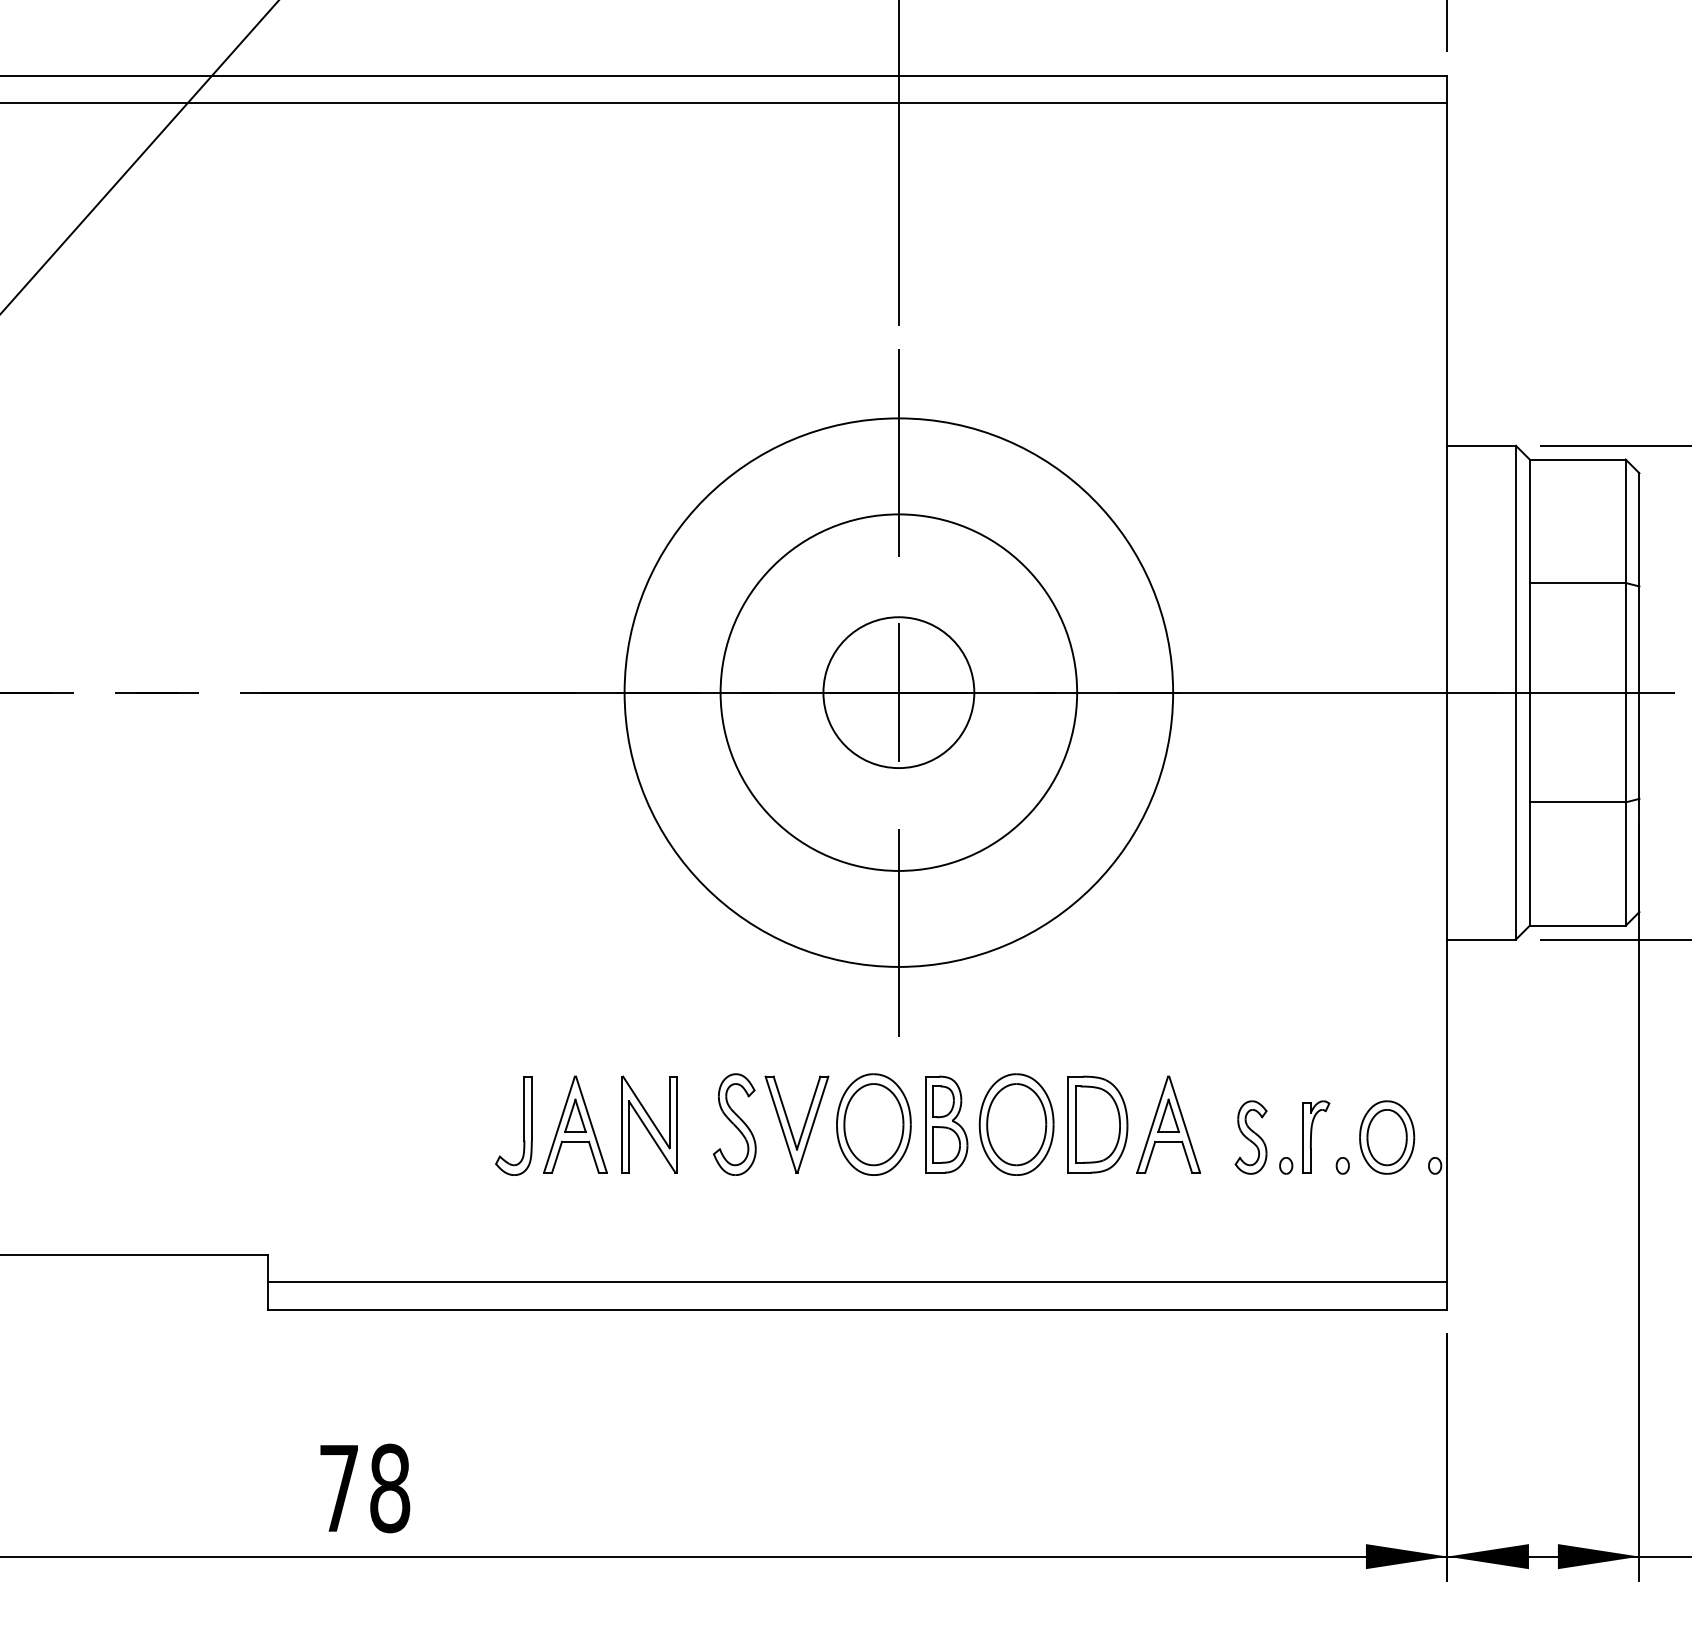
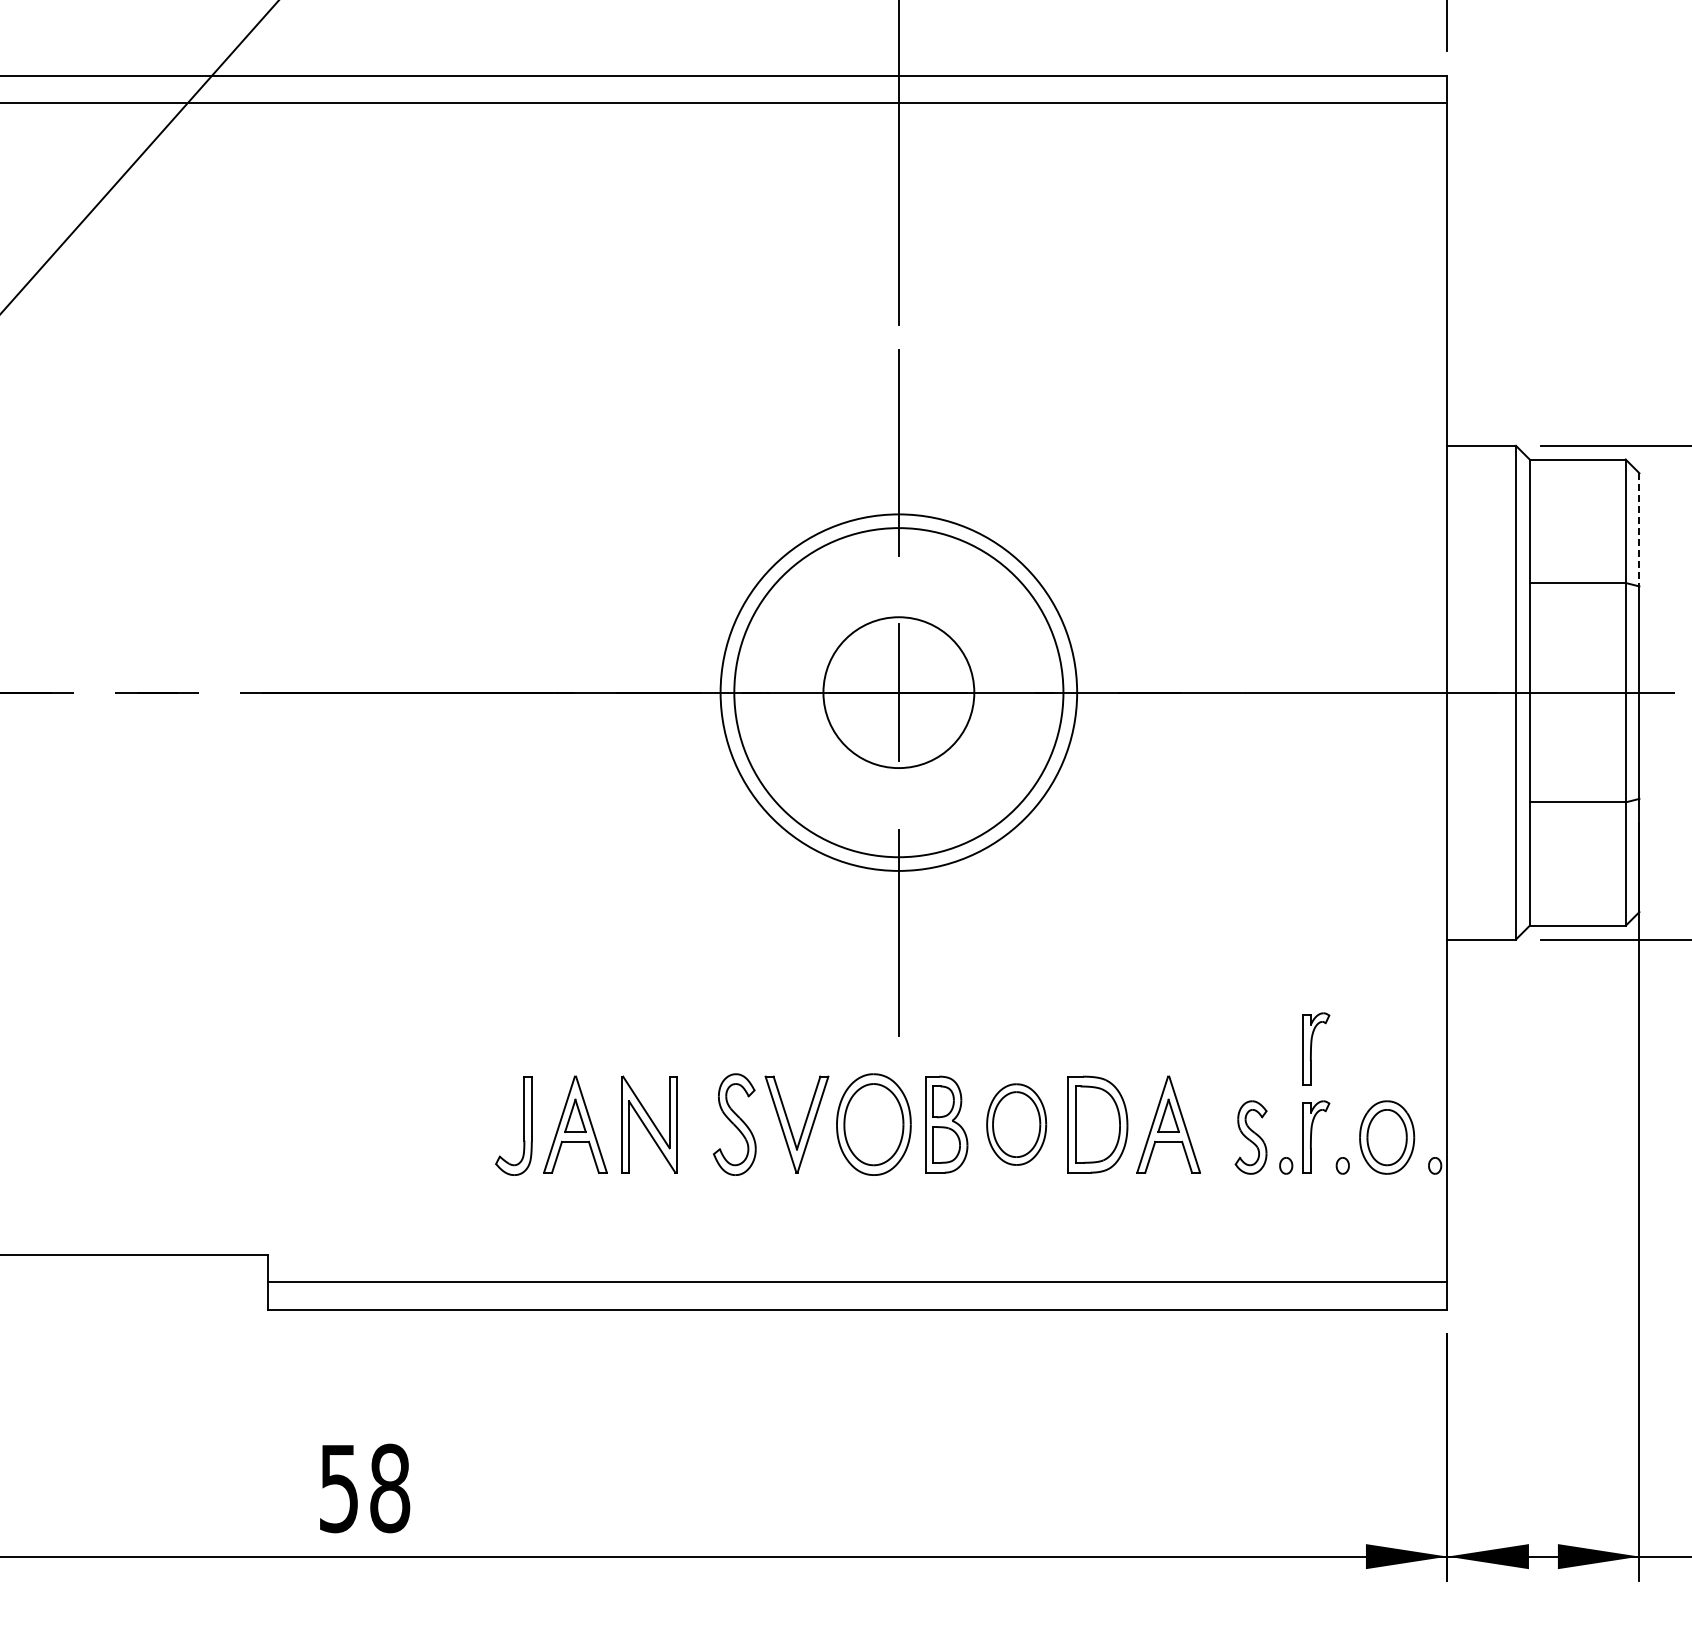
line: solid -> dashed (1639, 529)
circle diameter: 549 px -> 329 px (898, 692)
part: none -> present (1316, 1048)
part size: 77x103 px -> 62x83 px (1016, 1124)
text: 78 -> 58 (338, 1489)
